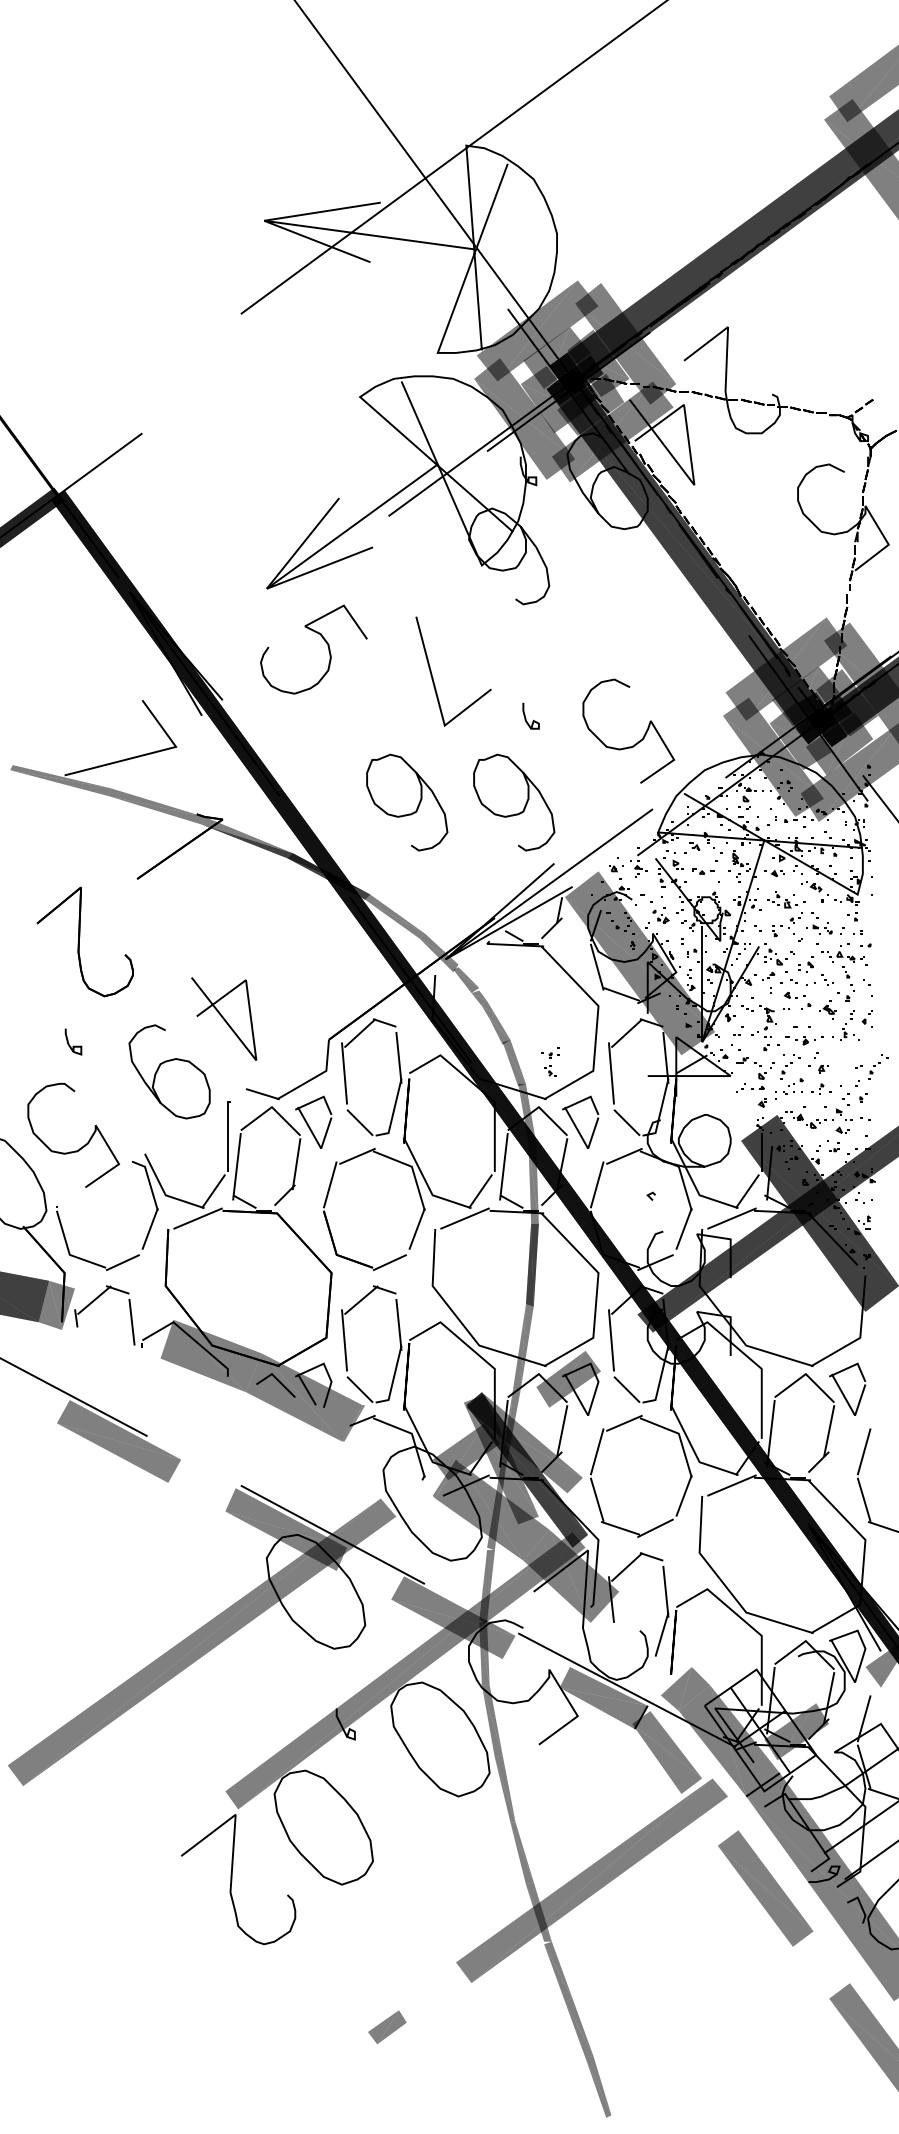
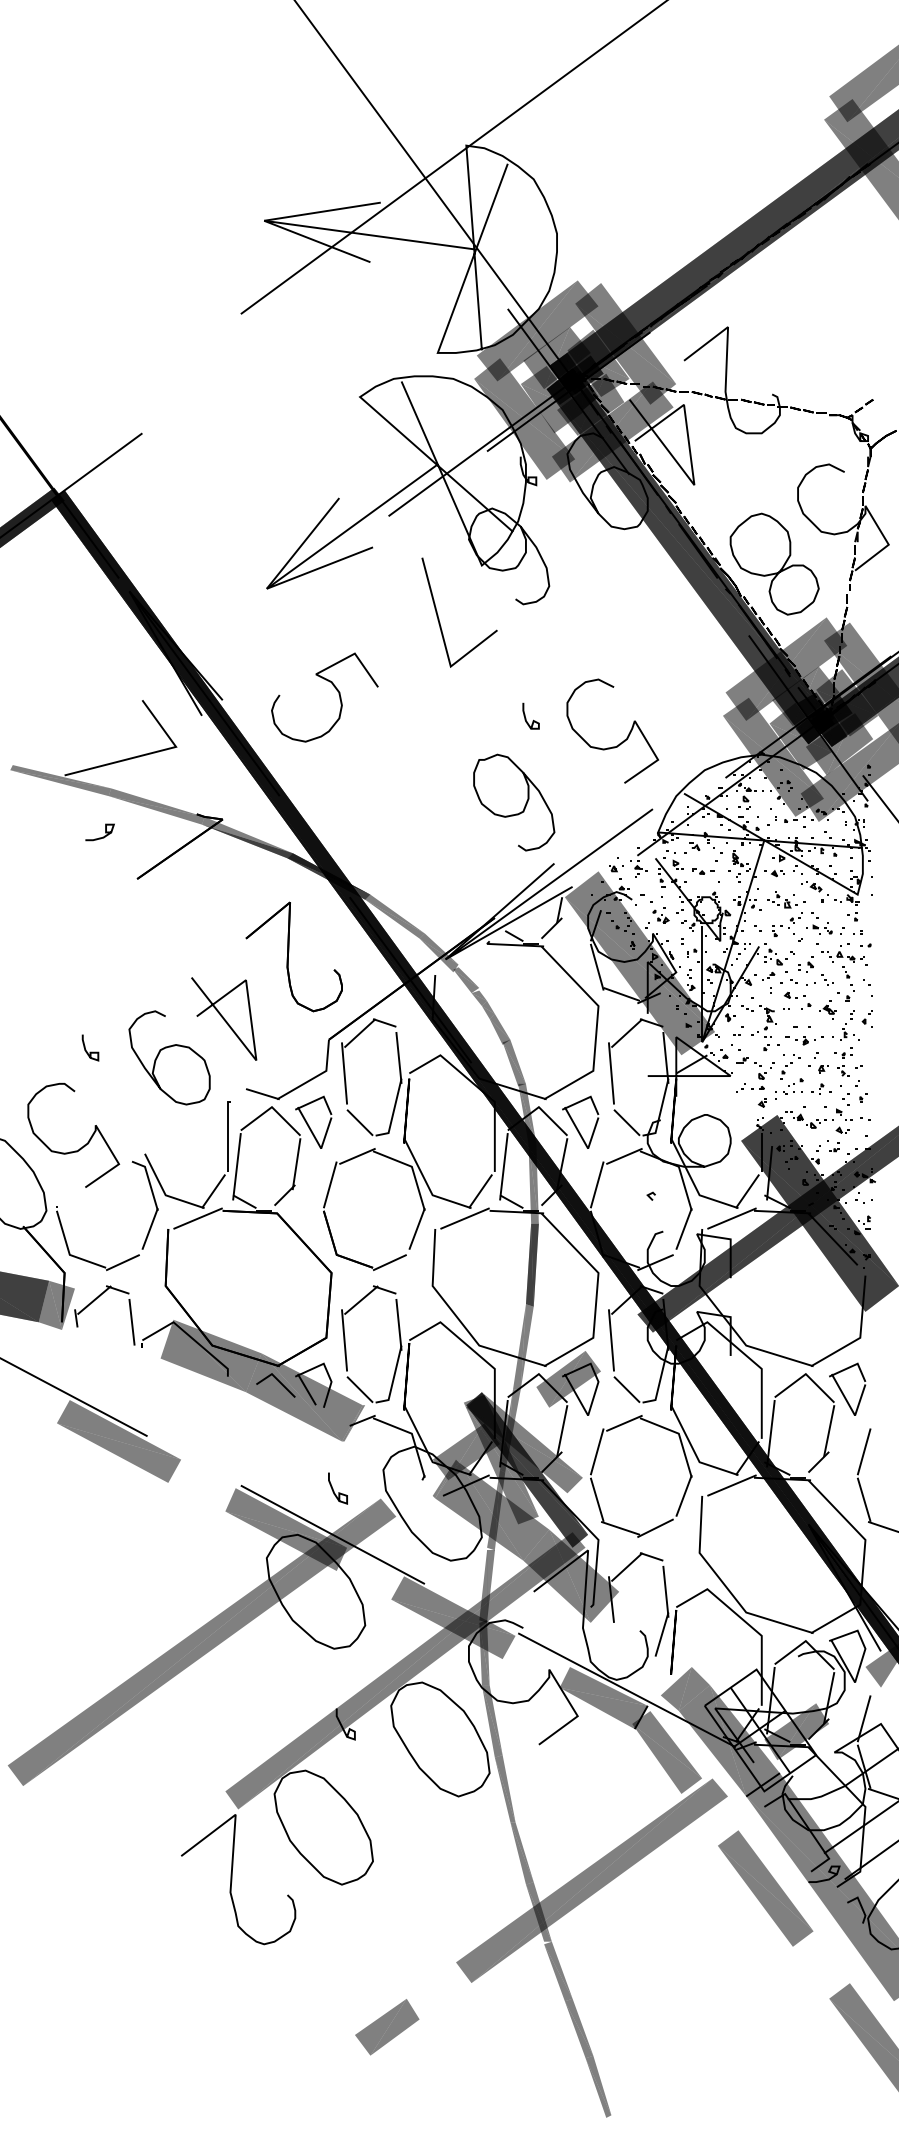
part: none -> present (774, 563)
curve position: (324, 641) -> (335, 689) (335, 689)
line position: (433, 677) -> (439, 618) (439, 618)
curve position: (636, 742) -> (620, 742) (620, 742)
curve: present -> none (417, 805)
curve: none -> present (102, 836)
part position: (84, 941) -> (293, 956) (293, 956)
curve position: (73, 1045) -> (90, 1051) (90, 1051)
part position: (550, 1061) -> (843, 1061) (843, 1061)
curve position: (164, 1063) -> (164, 1049) (164, 1049)
part: present -> none (878, 1066)
curve: none -> present (333, 1488)
part size: 39x34 px -> 65x57 px (387, 2027)
